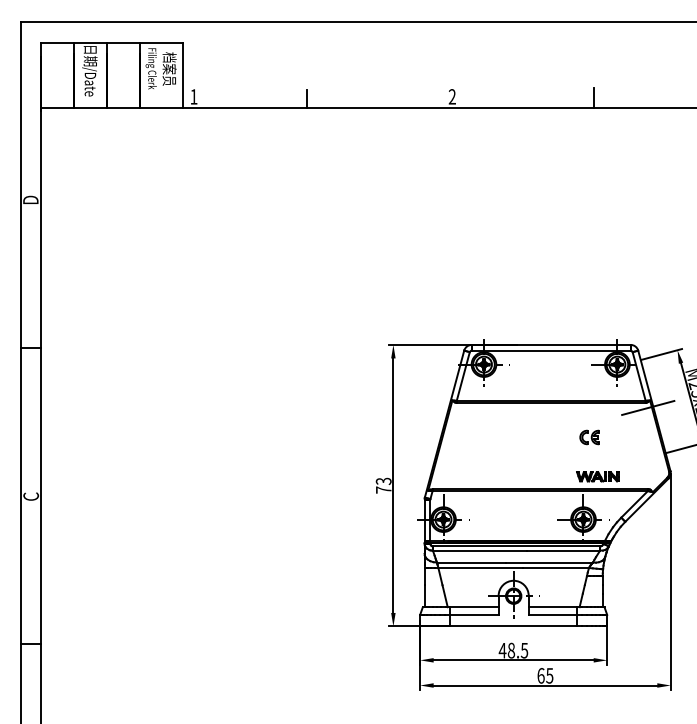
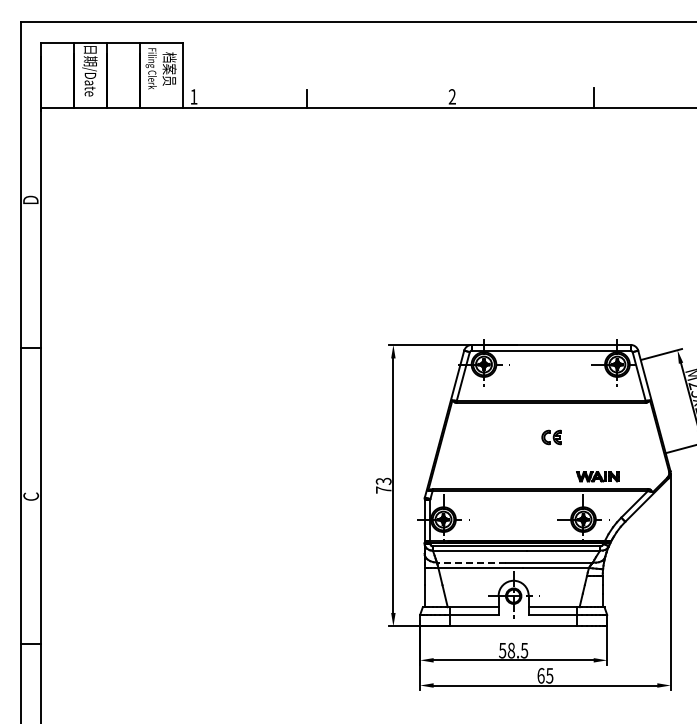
line: present -> none (648, 407)
part position: (589, 437) -> (551, 437) (551, 437)
line: solid -> dashed (470, 562)
text: 48.5 -> 58.5 (502, 650)
